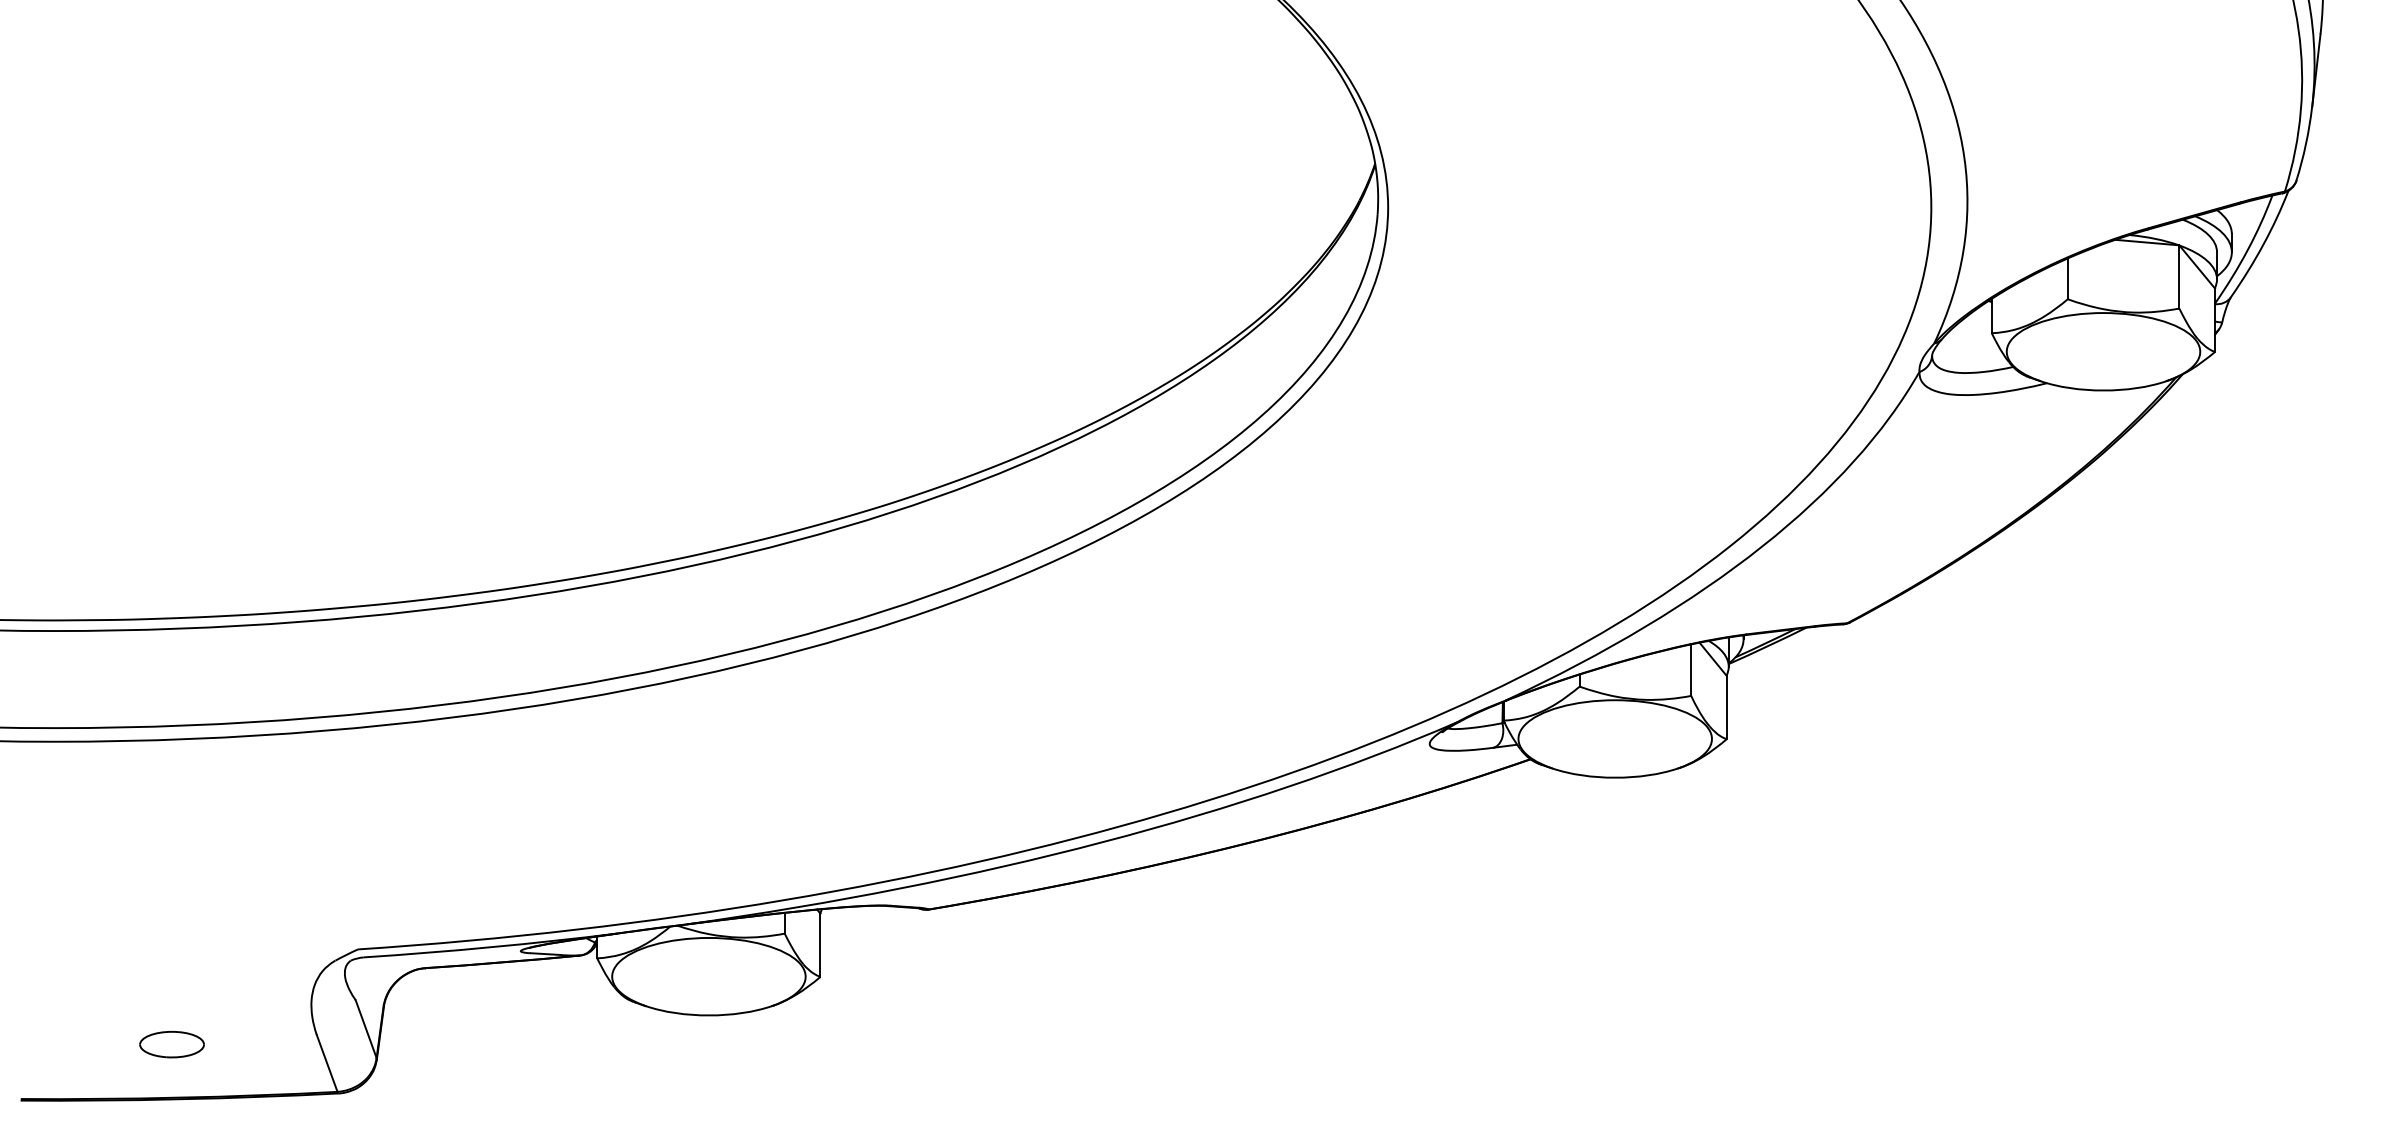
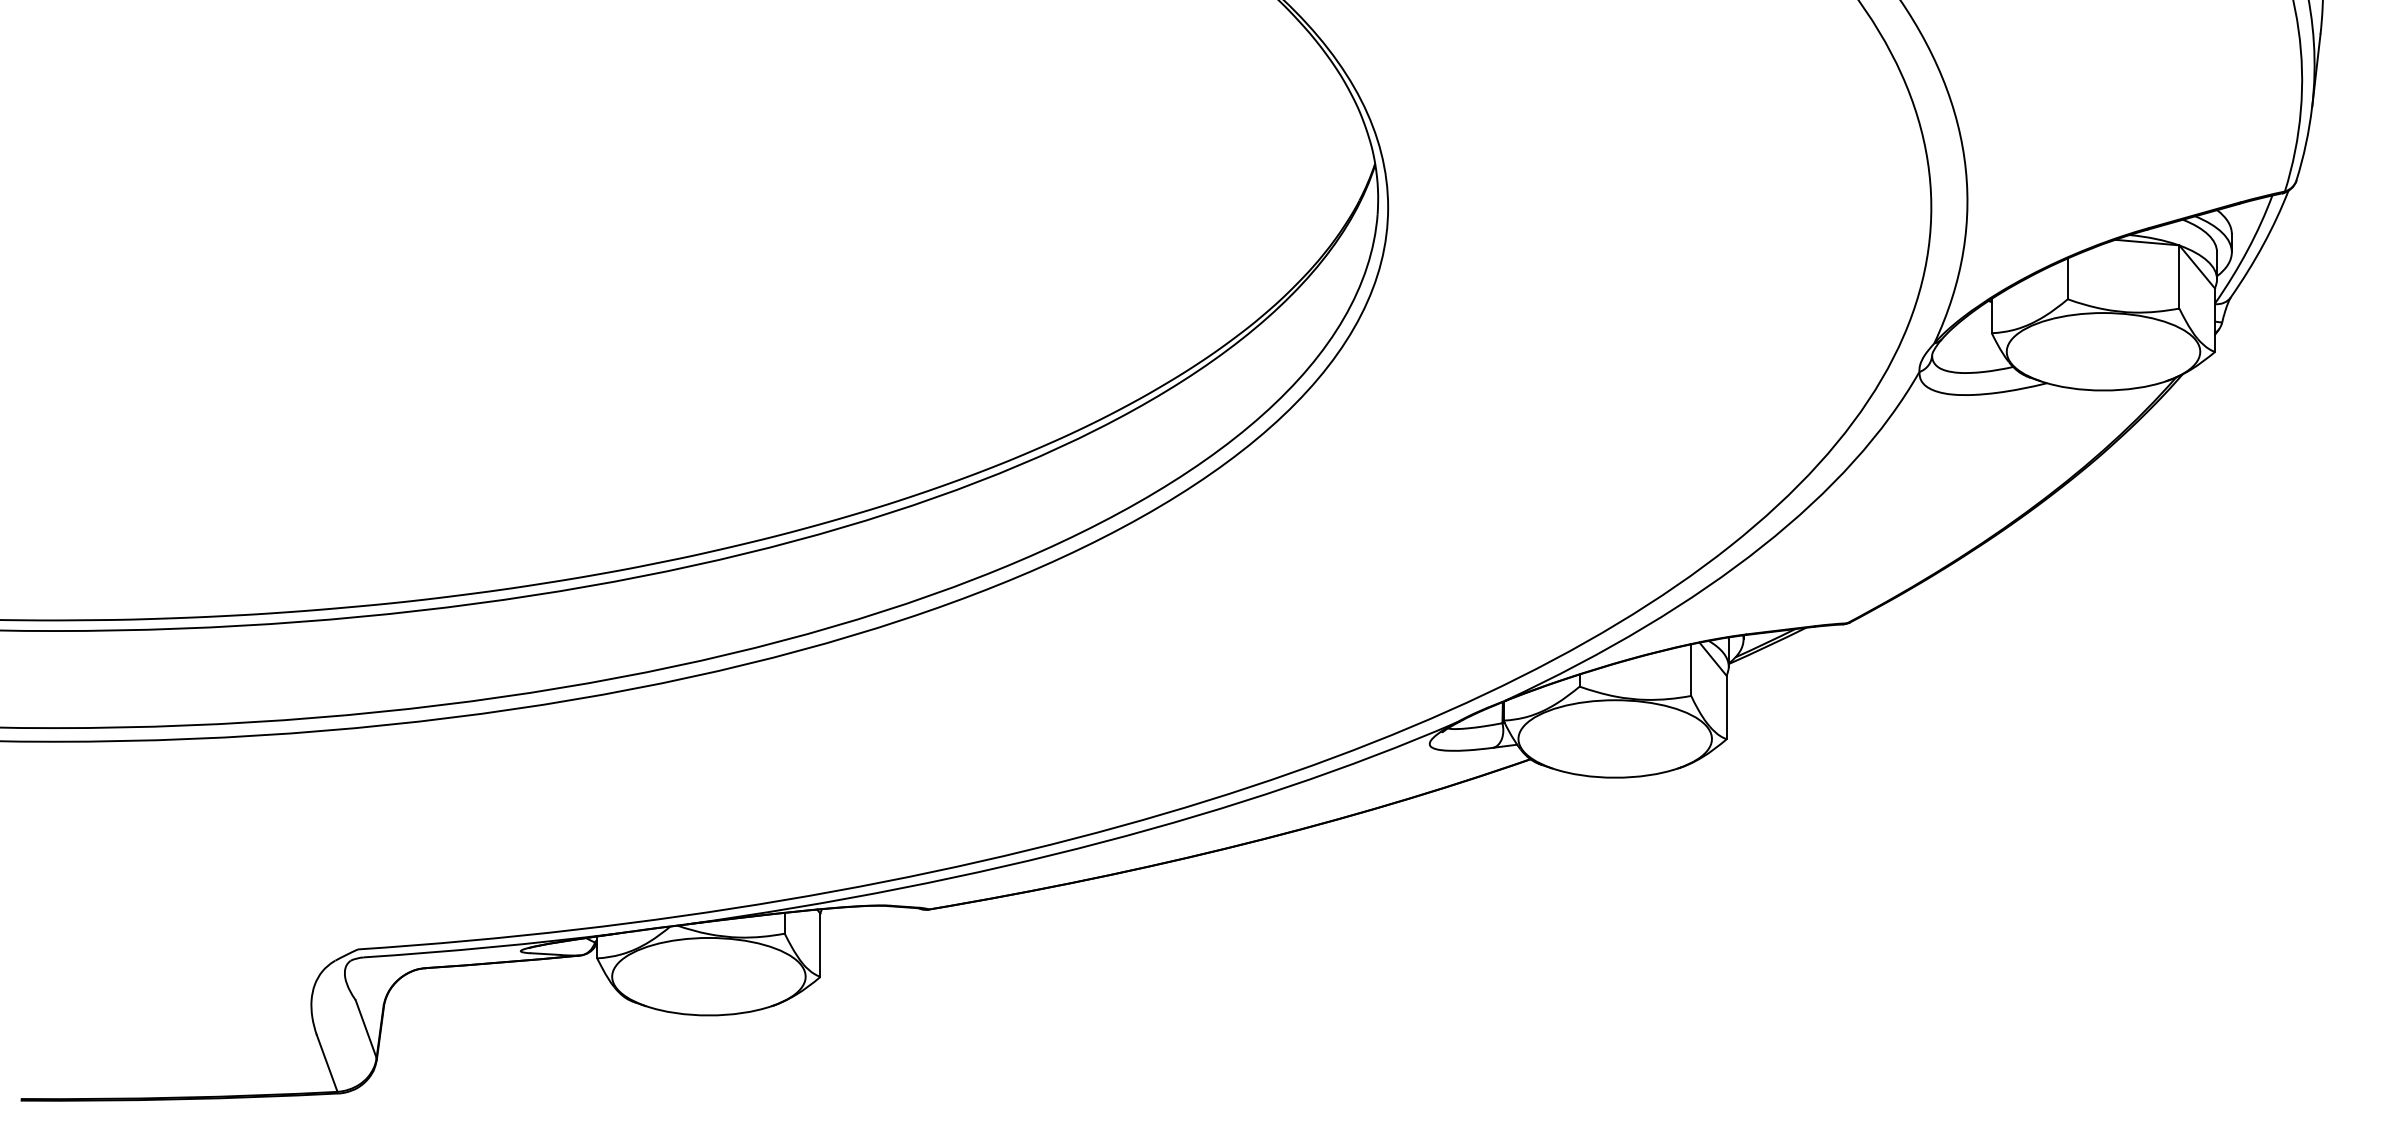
part: present -> none (171, 1044)
